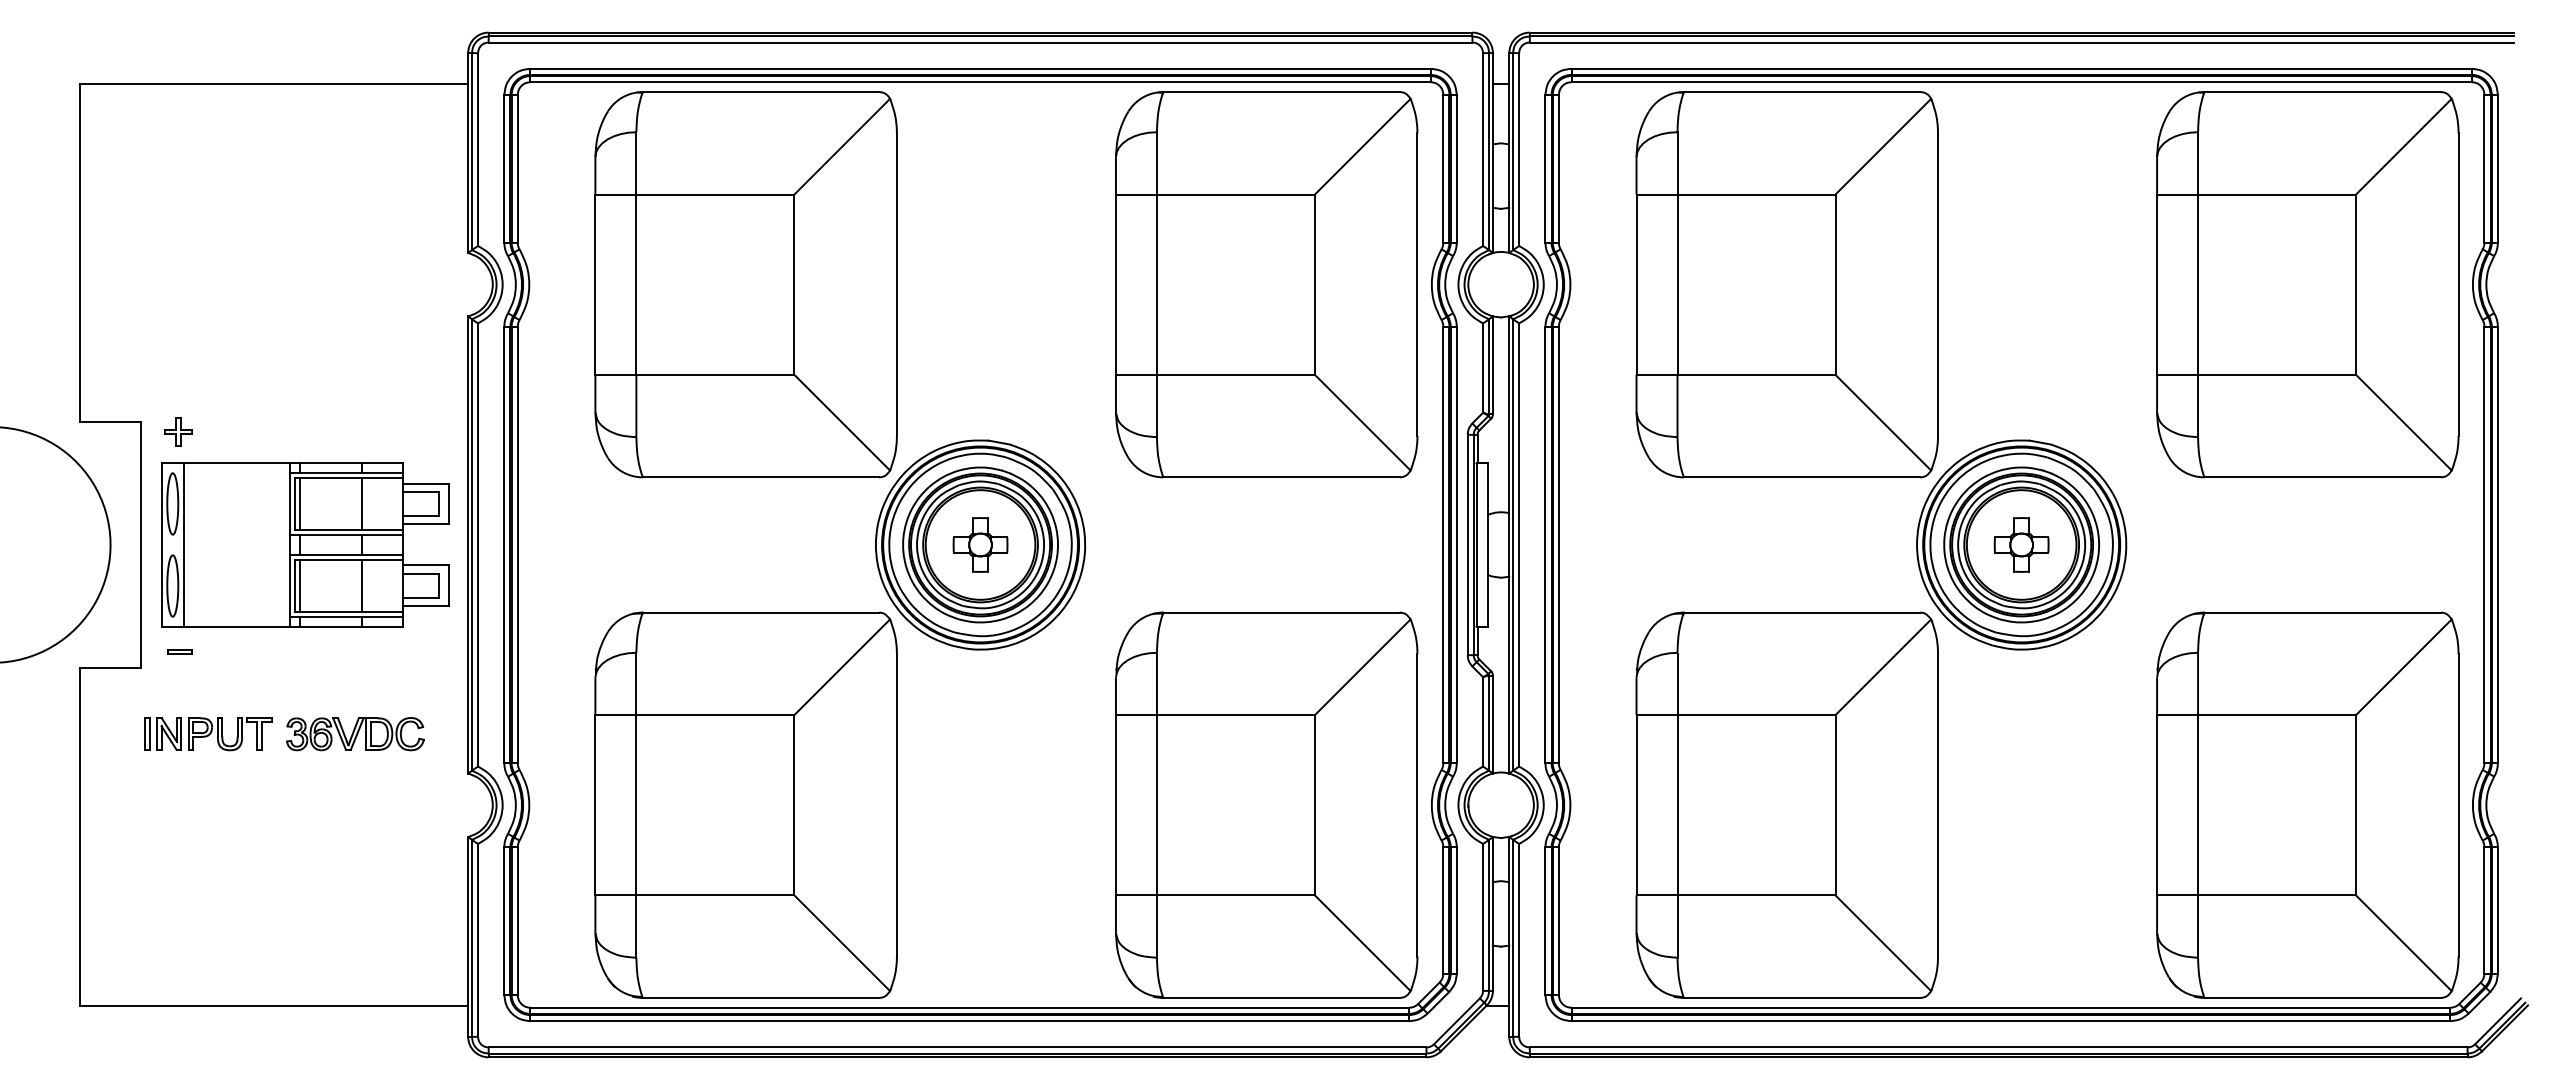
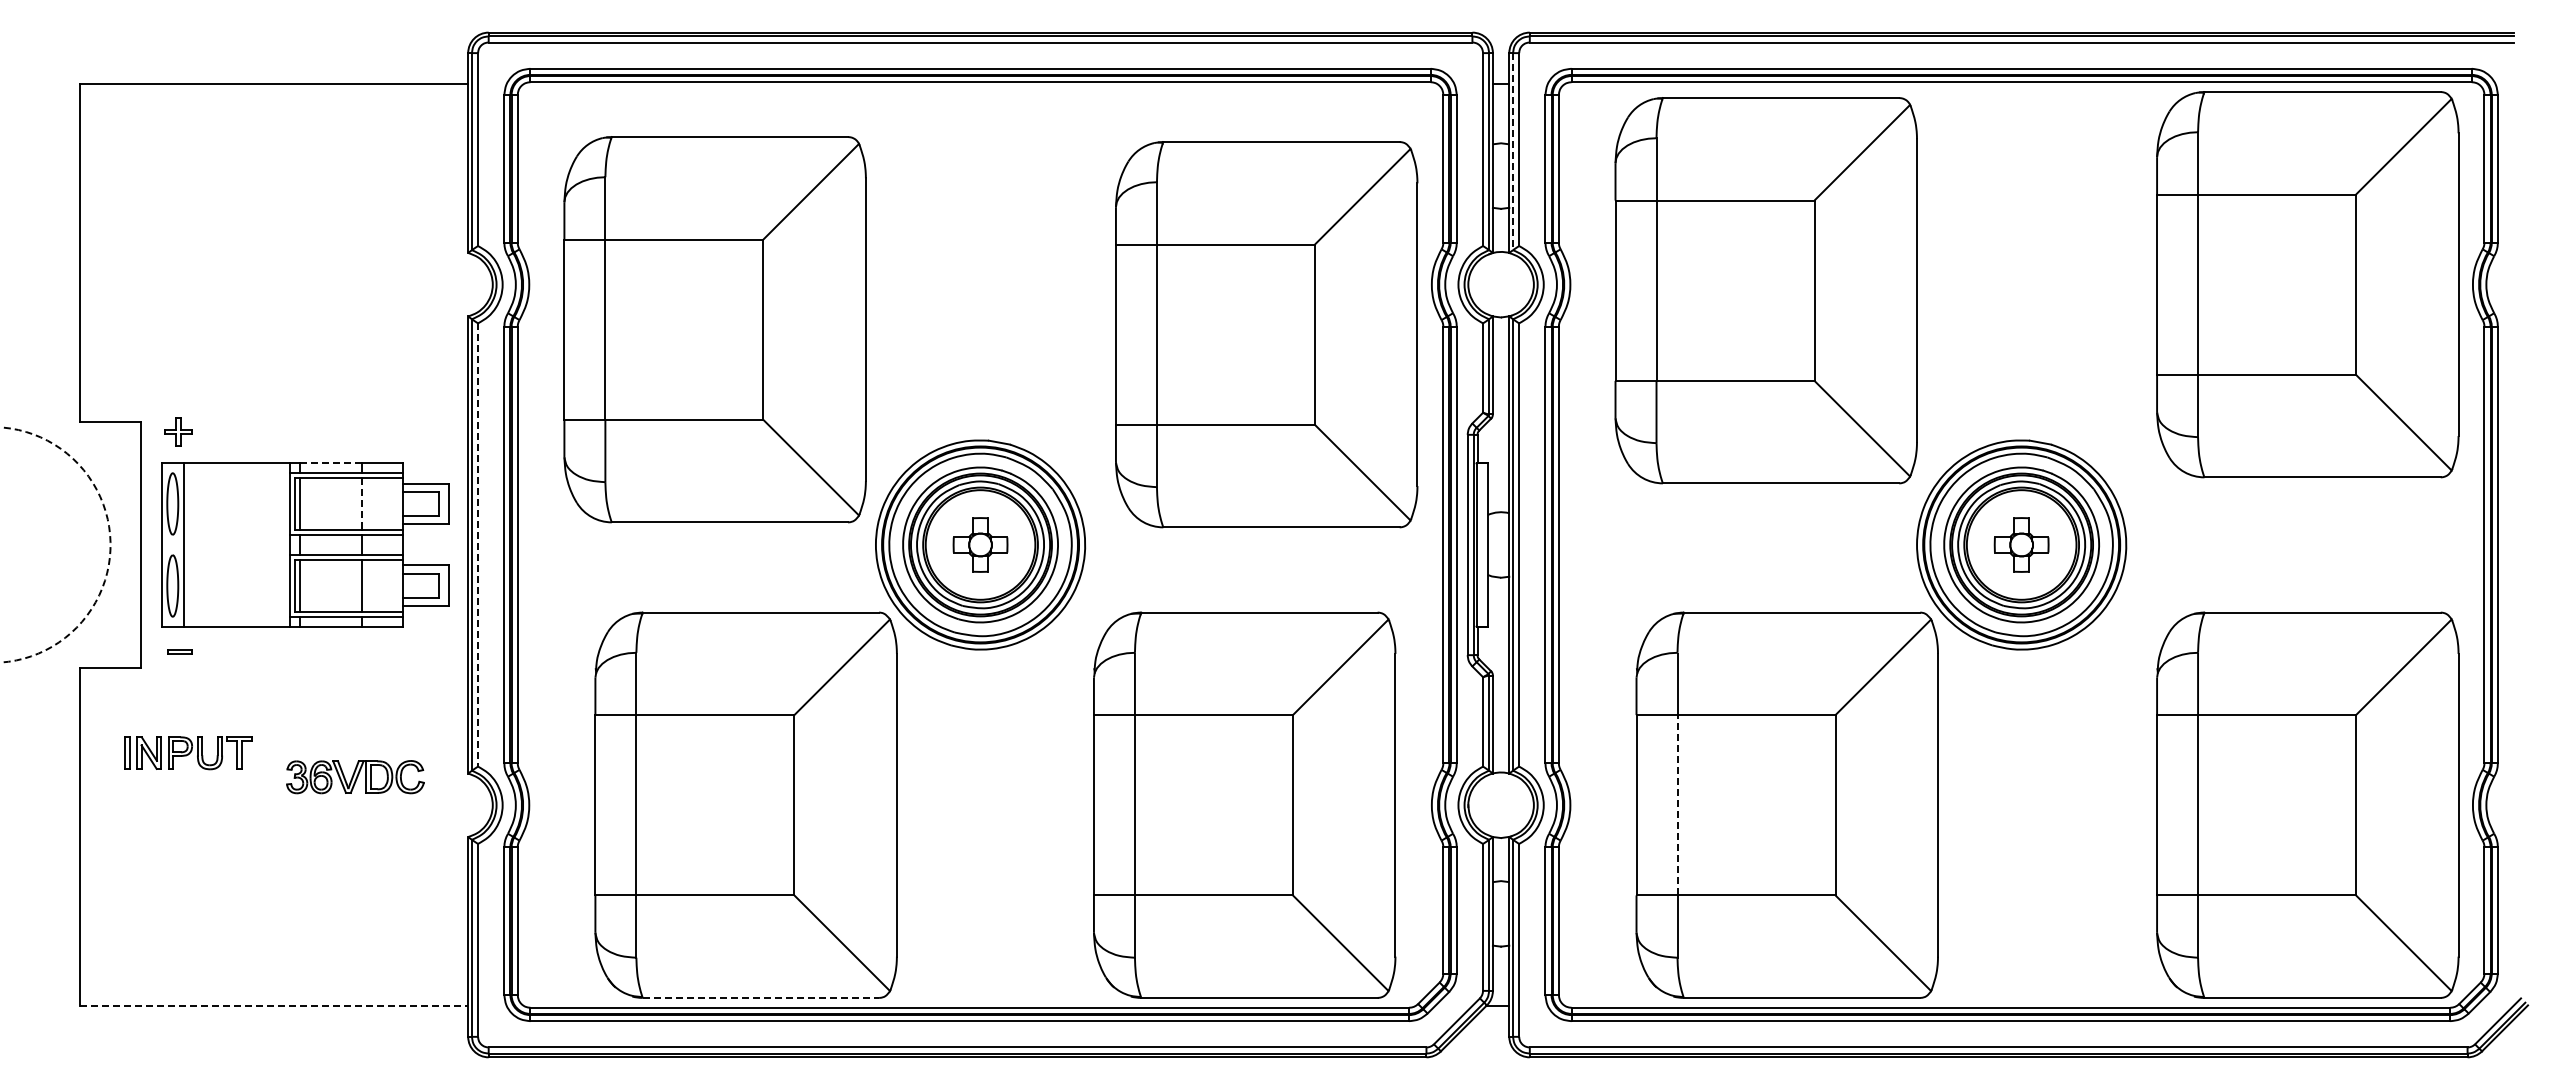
line: solid -> dashed (1513, 151)
part position: (745, 284) -> (714, 329) (714, 329)
part position: (1266, 284) -> (1266, 334) (1266, 334)
part position: (1786, 284) -> (1765, 290) (1765, 290)
line: solid -> dashed (330, 463)
line: solid -> dashed (361, 504)
arc: solid -> dashed (110, 544)
line: solid -> dashed (478, 544)
part position: (208, 734) -> (188, 753) (188, 753)
part position: (355, 734) -> (355, 777) (355, 777)
part position: (1266, 804) -> (1244, 804) (1244, 804)
line: solid -> dashed (1677, 804)
line: solid -> dashed (761, 997)
line: solid -> dashed (274, 1006)
